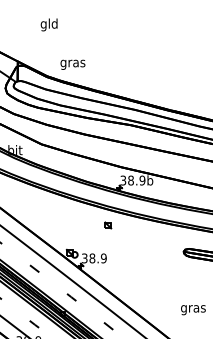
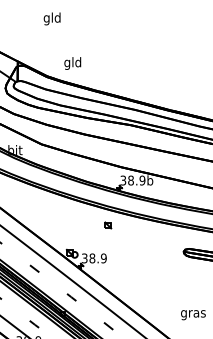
text position: (48, 24) -> (51, 18) (51, 18)
text: gras -> gld (72, 63)
text position: (193, 310) -> (193, 315) (193, 315)
